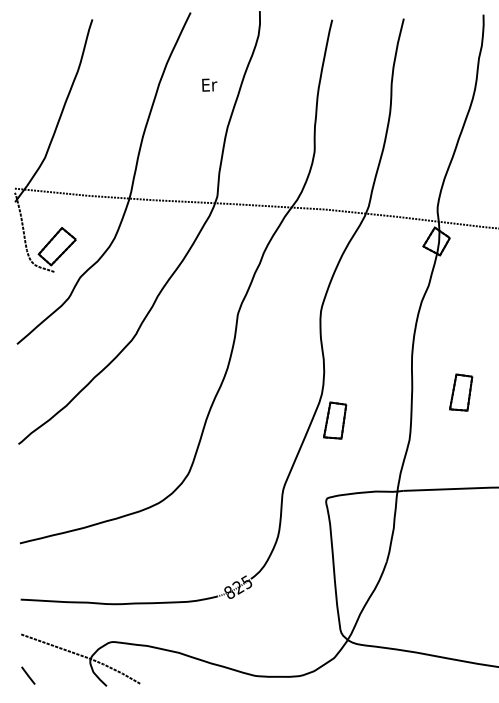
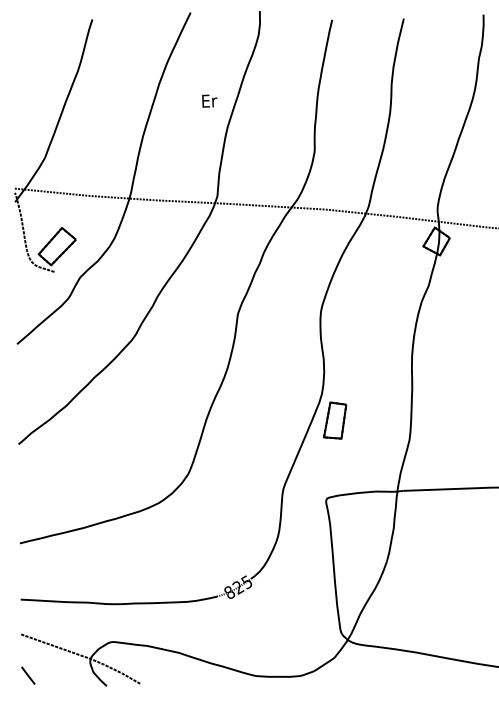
text position: (209, 84) -> (209, 100) (209, 100)
part: present -> none (461, 392)
